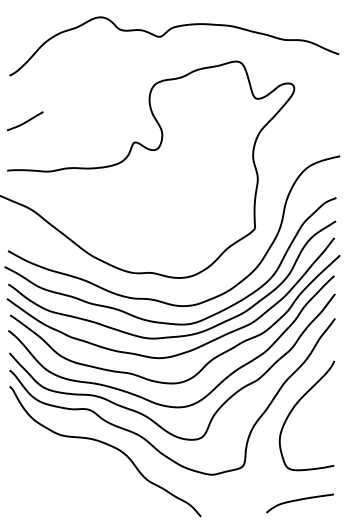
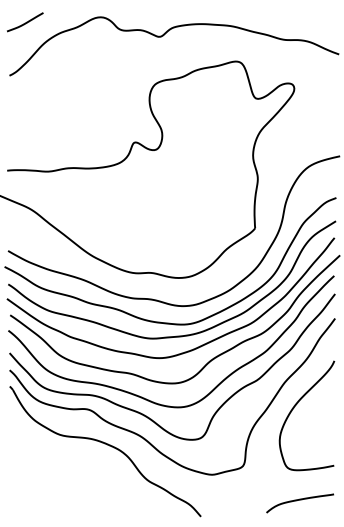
curve position: (25, 121) -> (25, 22) (25, 22)
